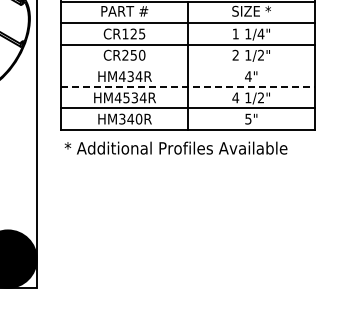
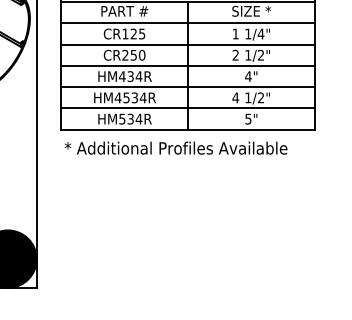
line: none -> present (187, 65)
line: dashed -> solid (188, 87)
text: HM340R -> HM534R (130, 118)
